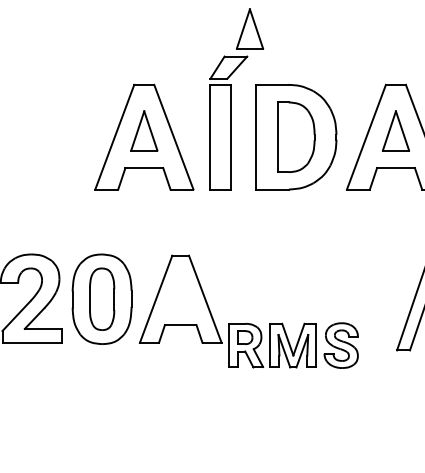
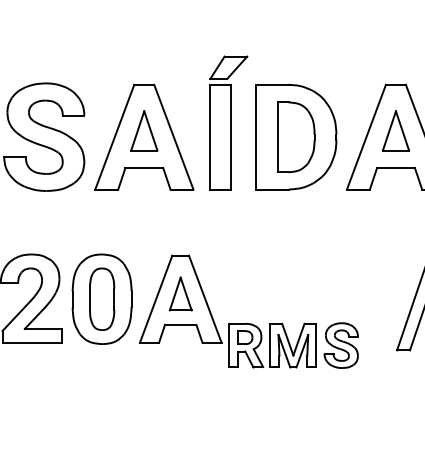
part: present -> none (249, 28)
part: none -> present (44, 136)
part: none -> present (180, 293)
